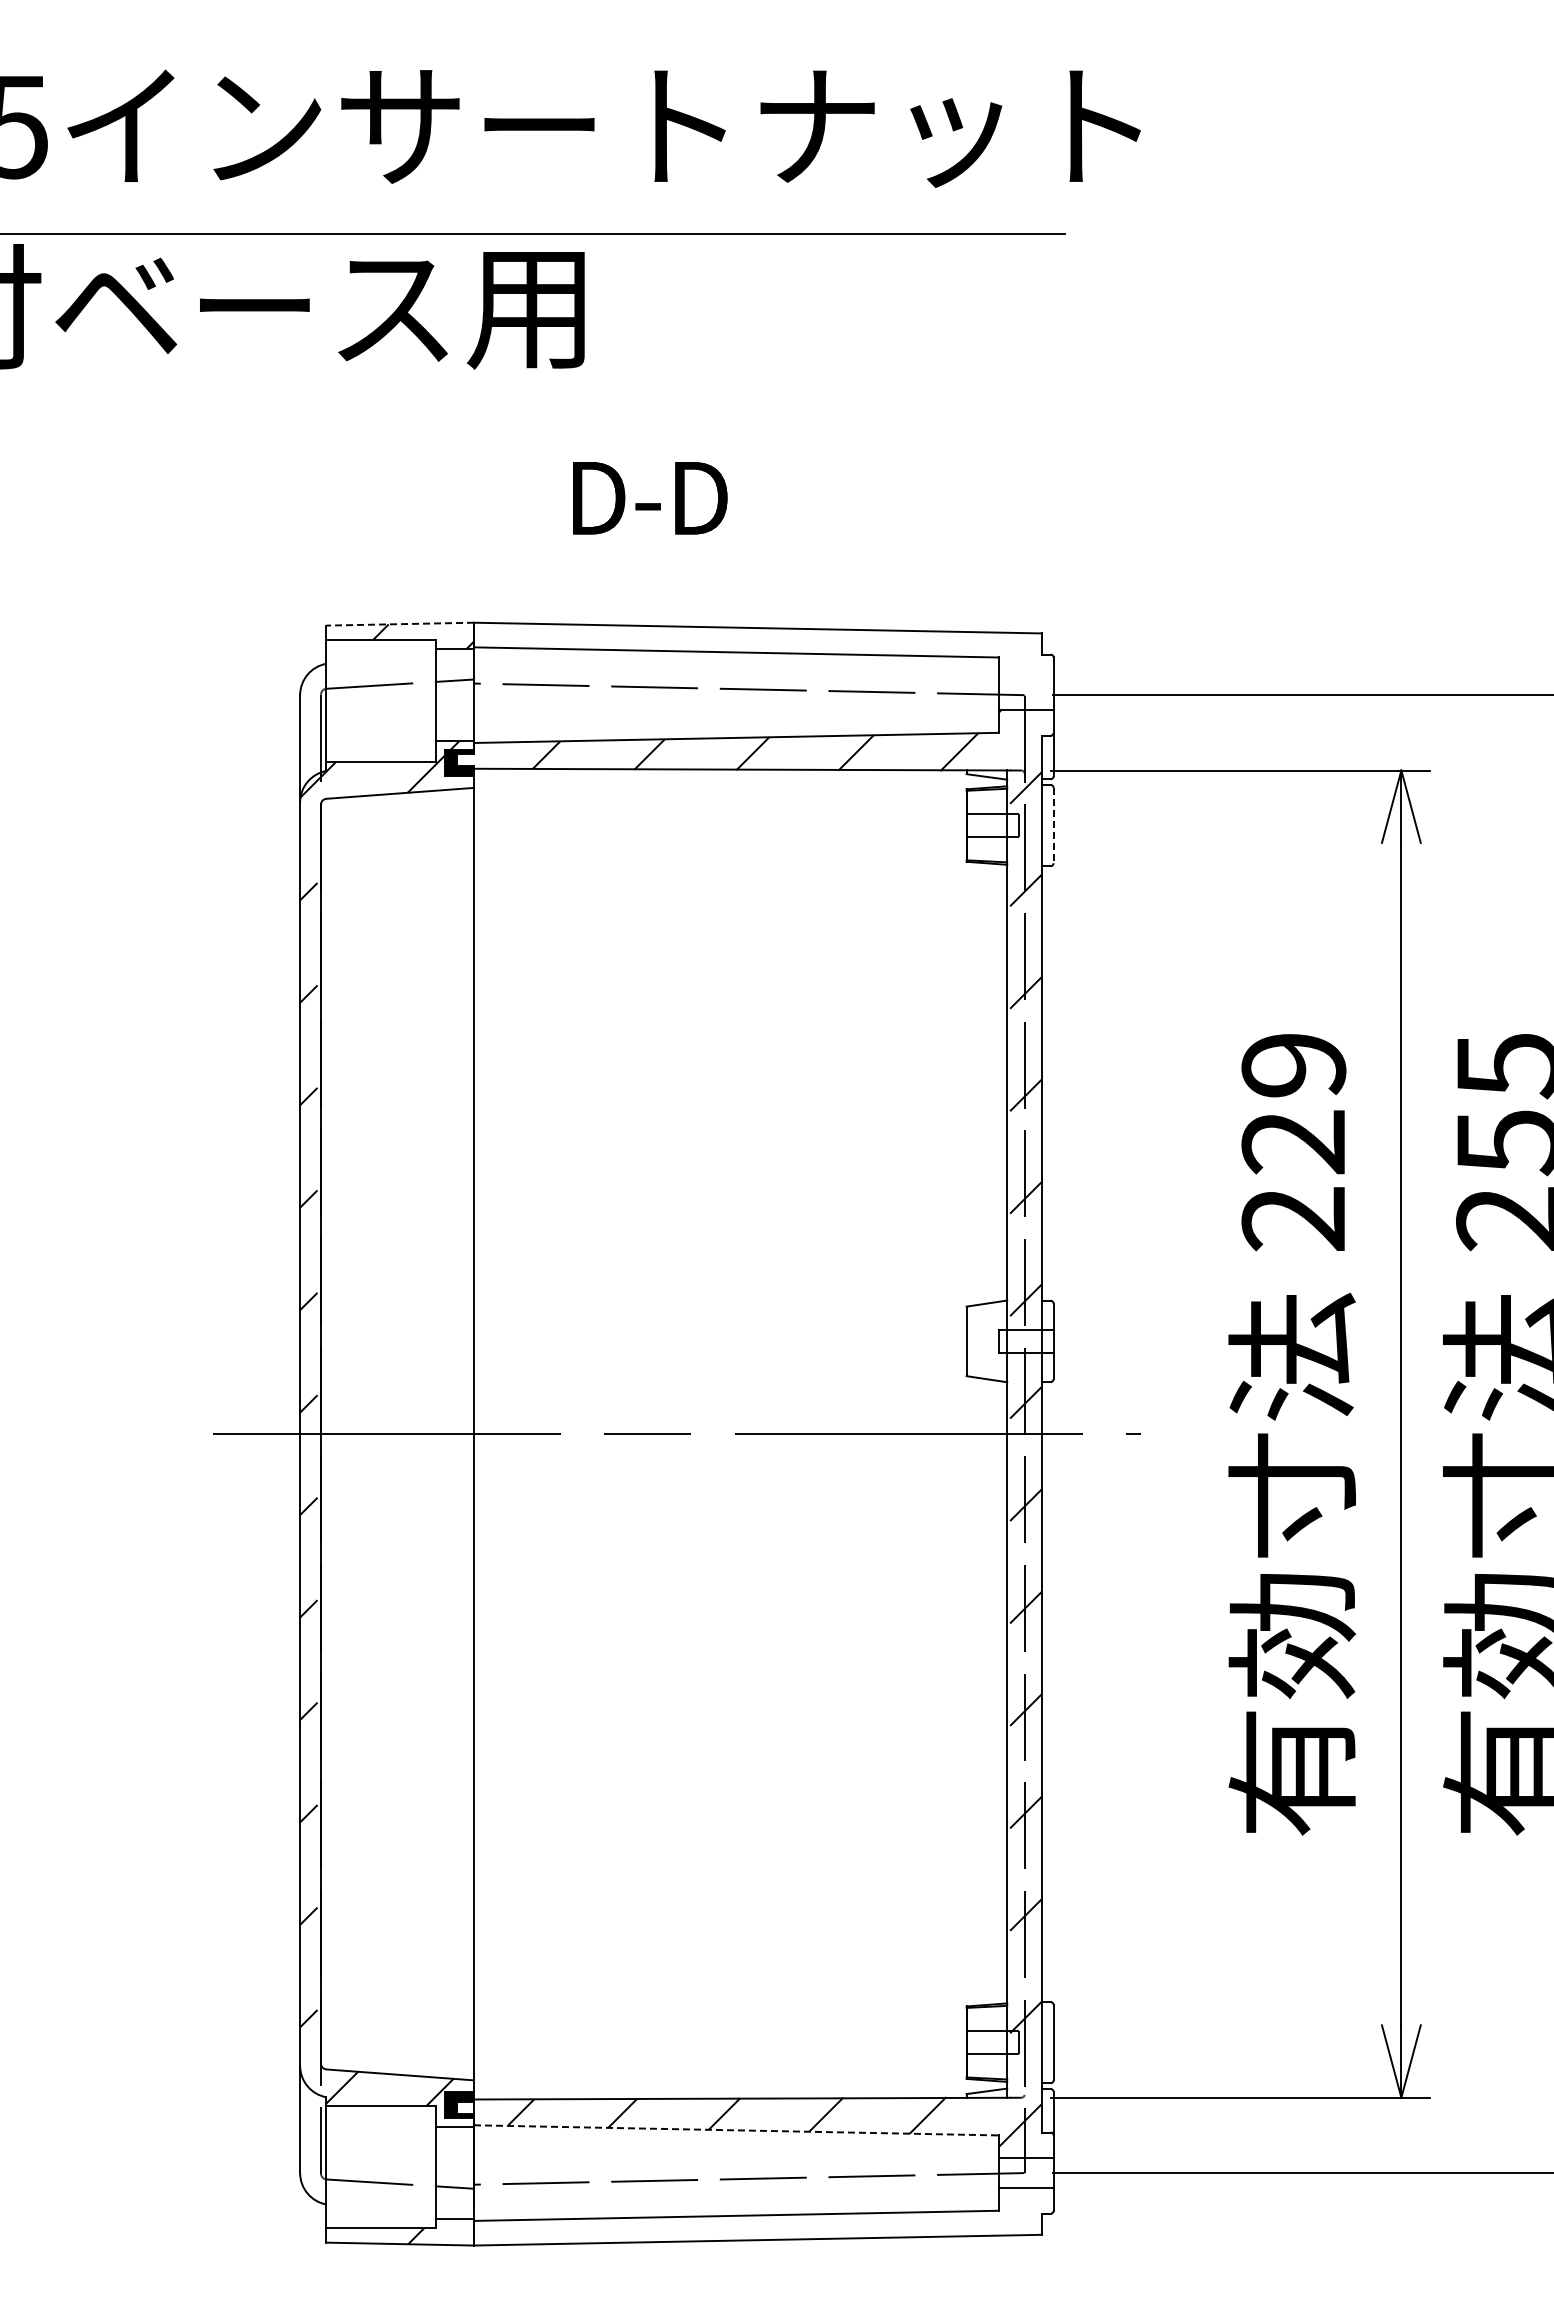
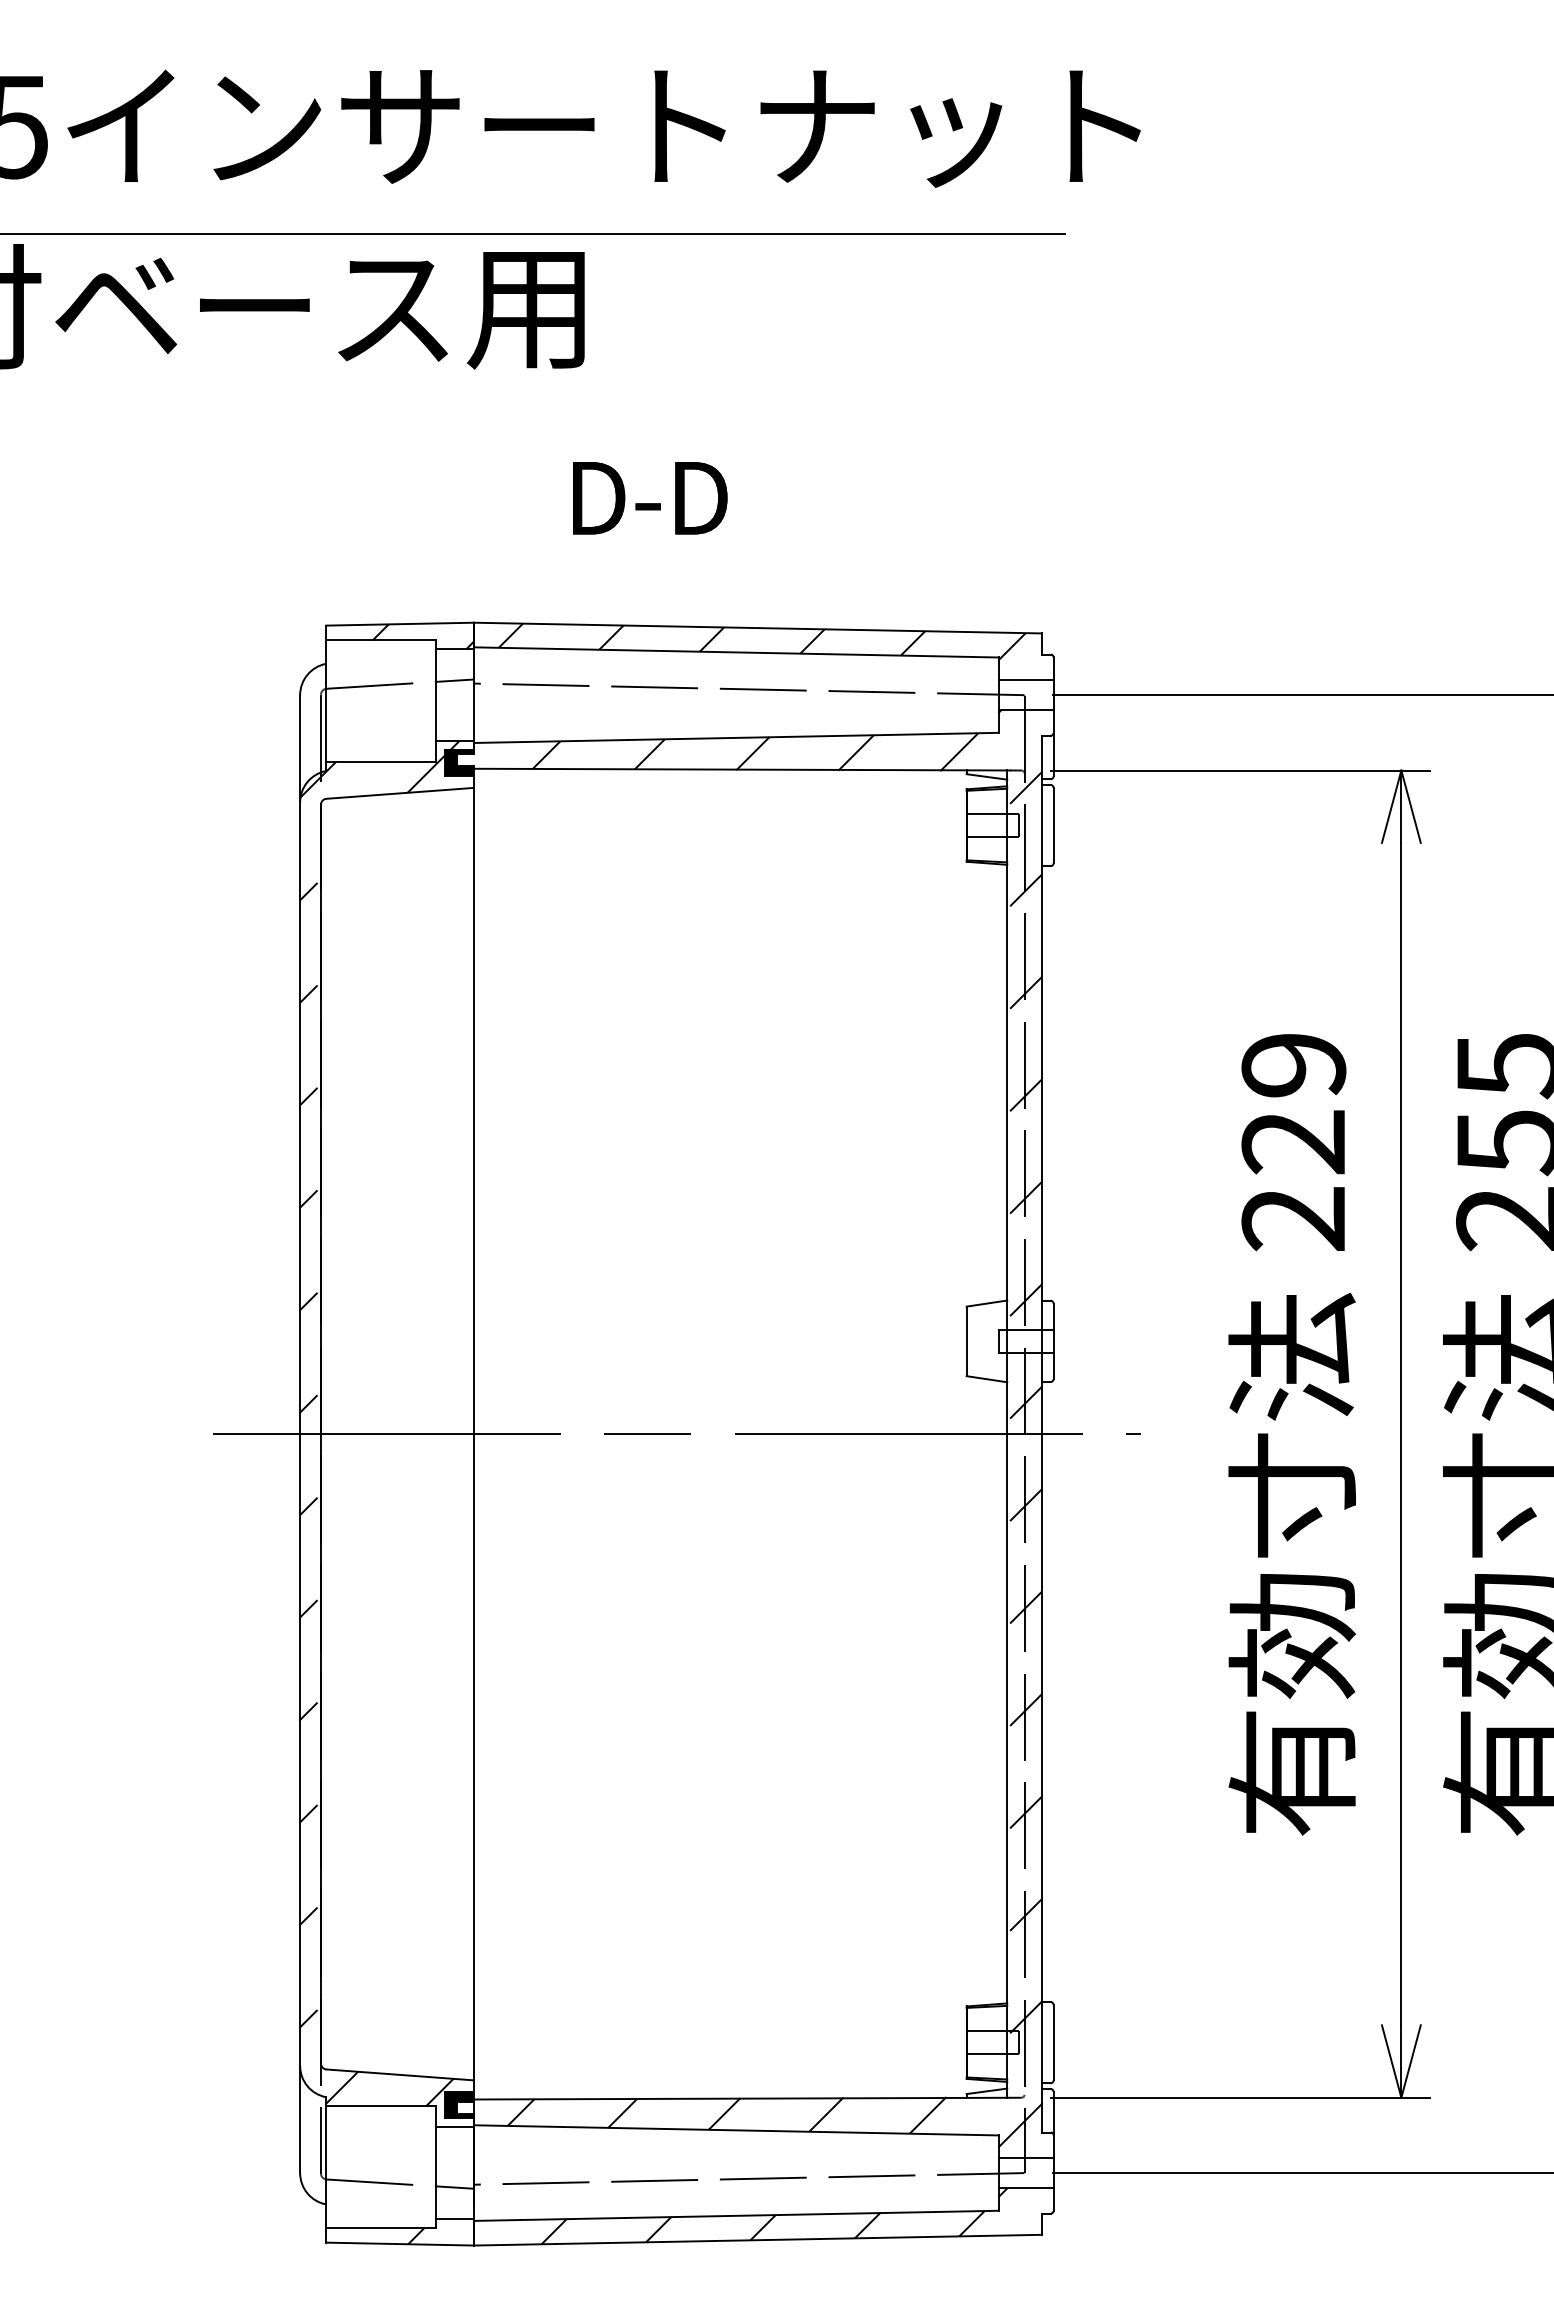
line: dashed -> solid (400, 624)
hatch: none -> present (761, 641)
line: none -> present (1025, 680)
line: dashed -> solid (1053, 825)
line: dashed -> solid (736, 2130)
hatch: none -> present (774, 2216)
